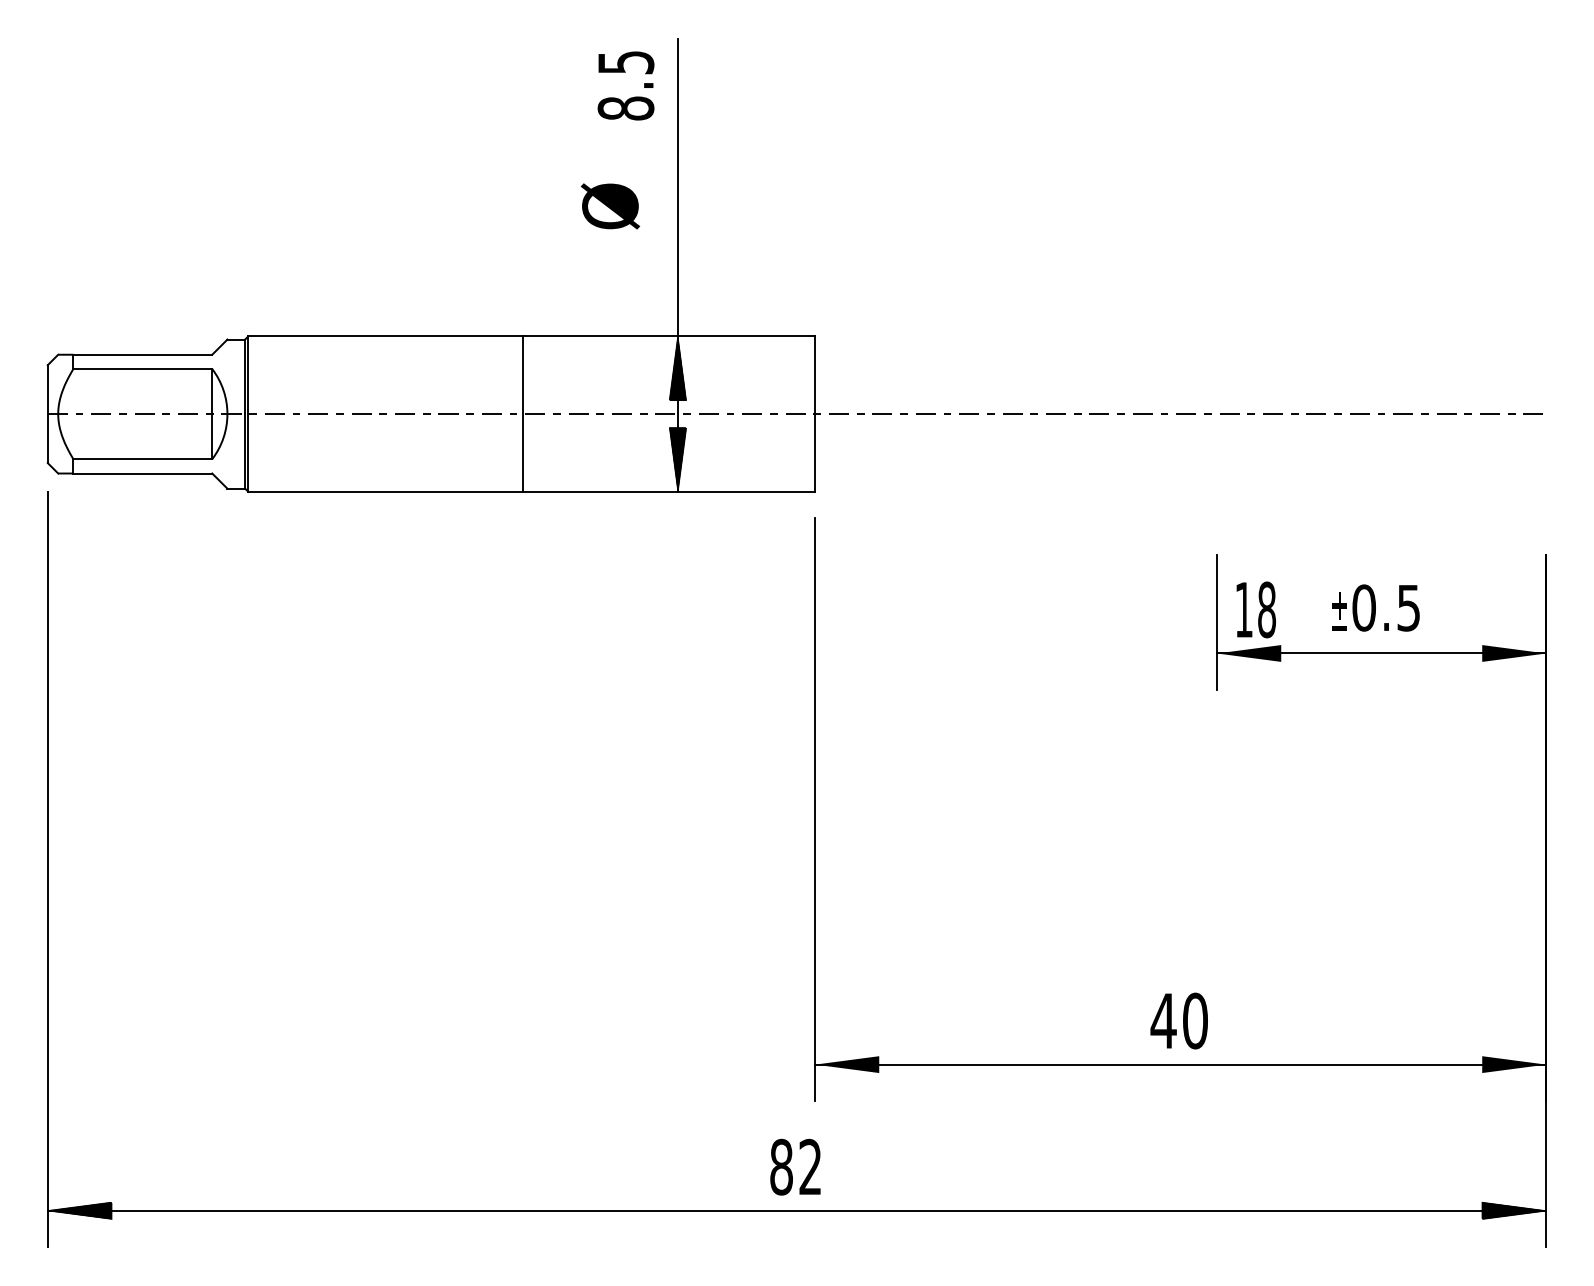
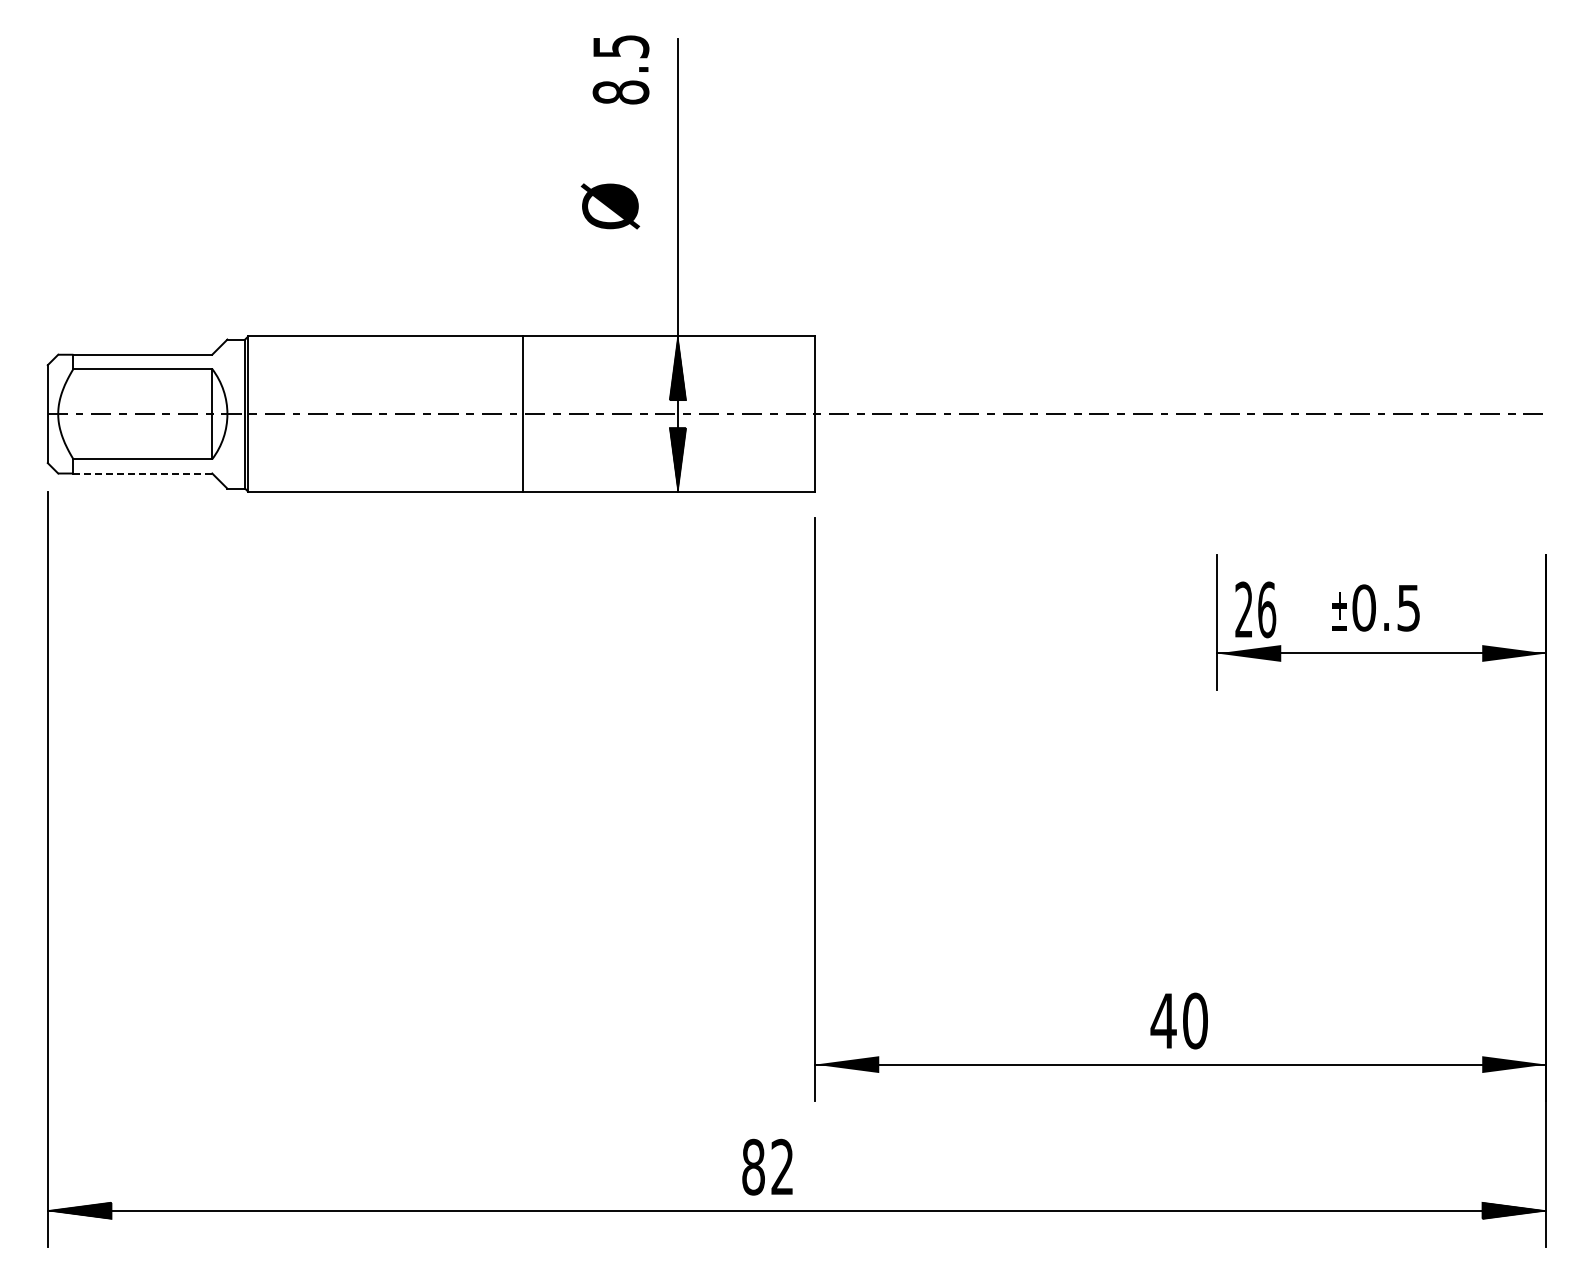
text position: (625, 85) -> (620, 69) (620, 69)
line: solid -> dashed (142, 473)
text: 18 -> 26 (1255, 609)
text position: (795, 1166) -> (767, 1166) (767, 1166)
